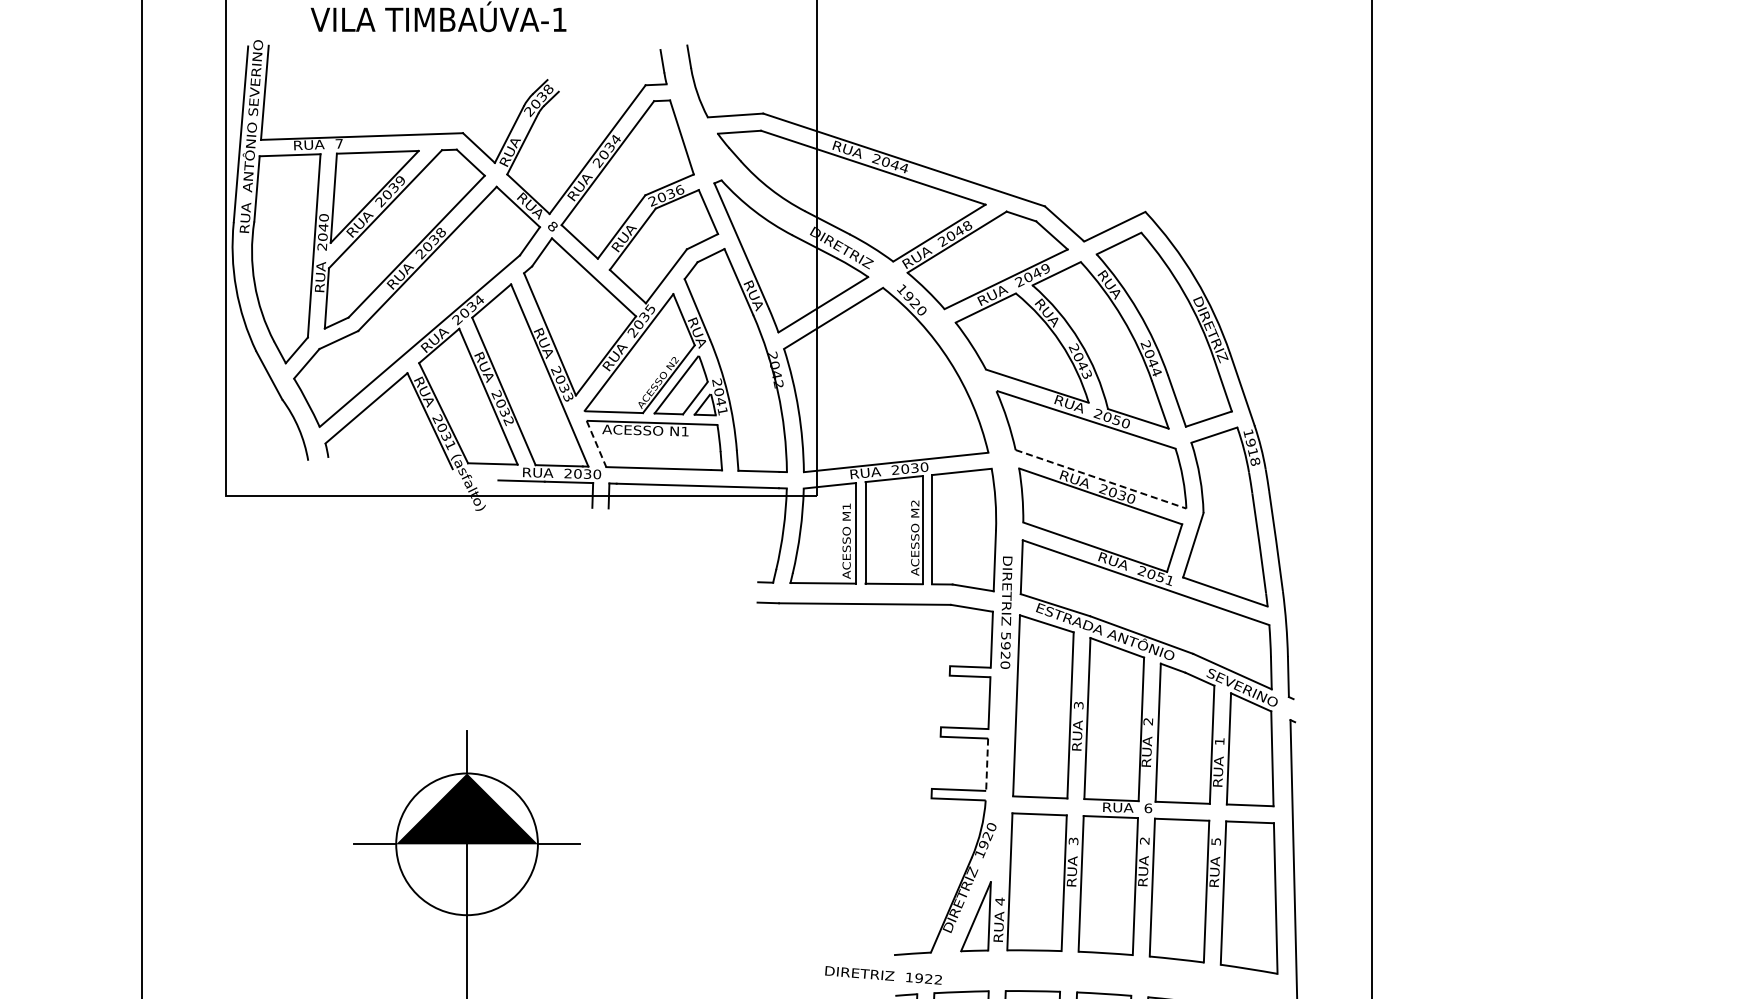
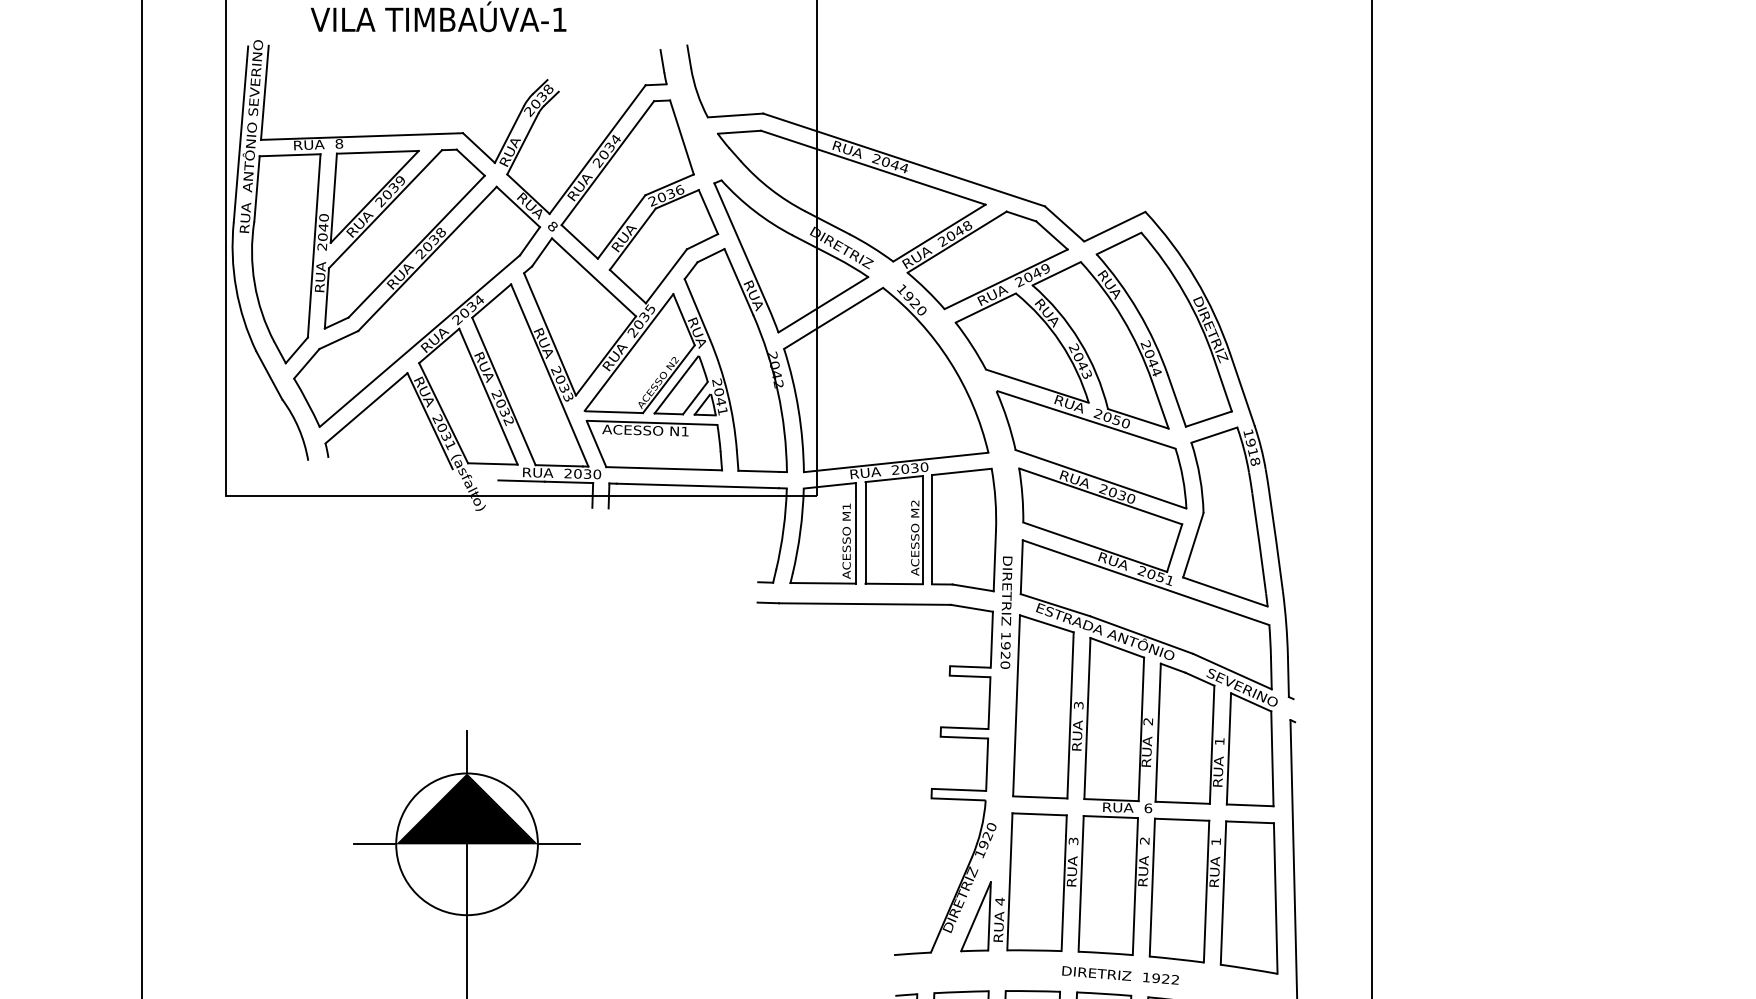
text: 7 -> 8 (339, 143)
line: dashed -> solid (596, 444)
line: dashed -> solid (1101, 479)
text: 5920 -> 1920 (1005, 635)
line: dashed -> solid (987, 765)
text: 5 -> 1 (1216, 841)
text position: (883, 975) -> (1120, 975) (1120, 975)
